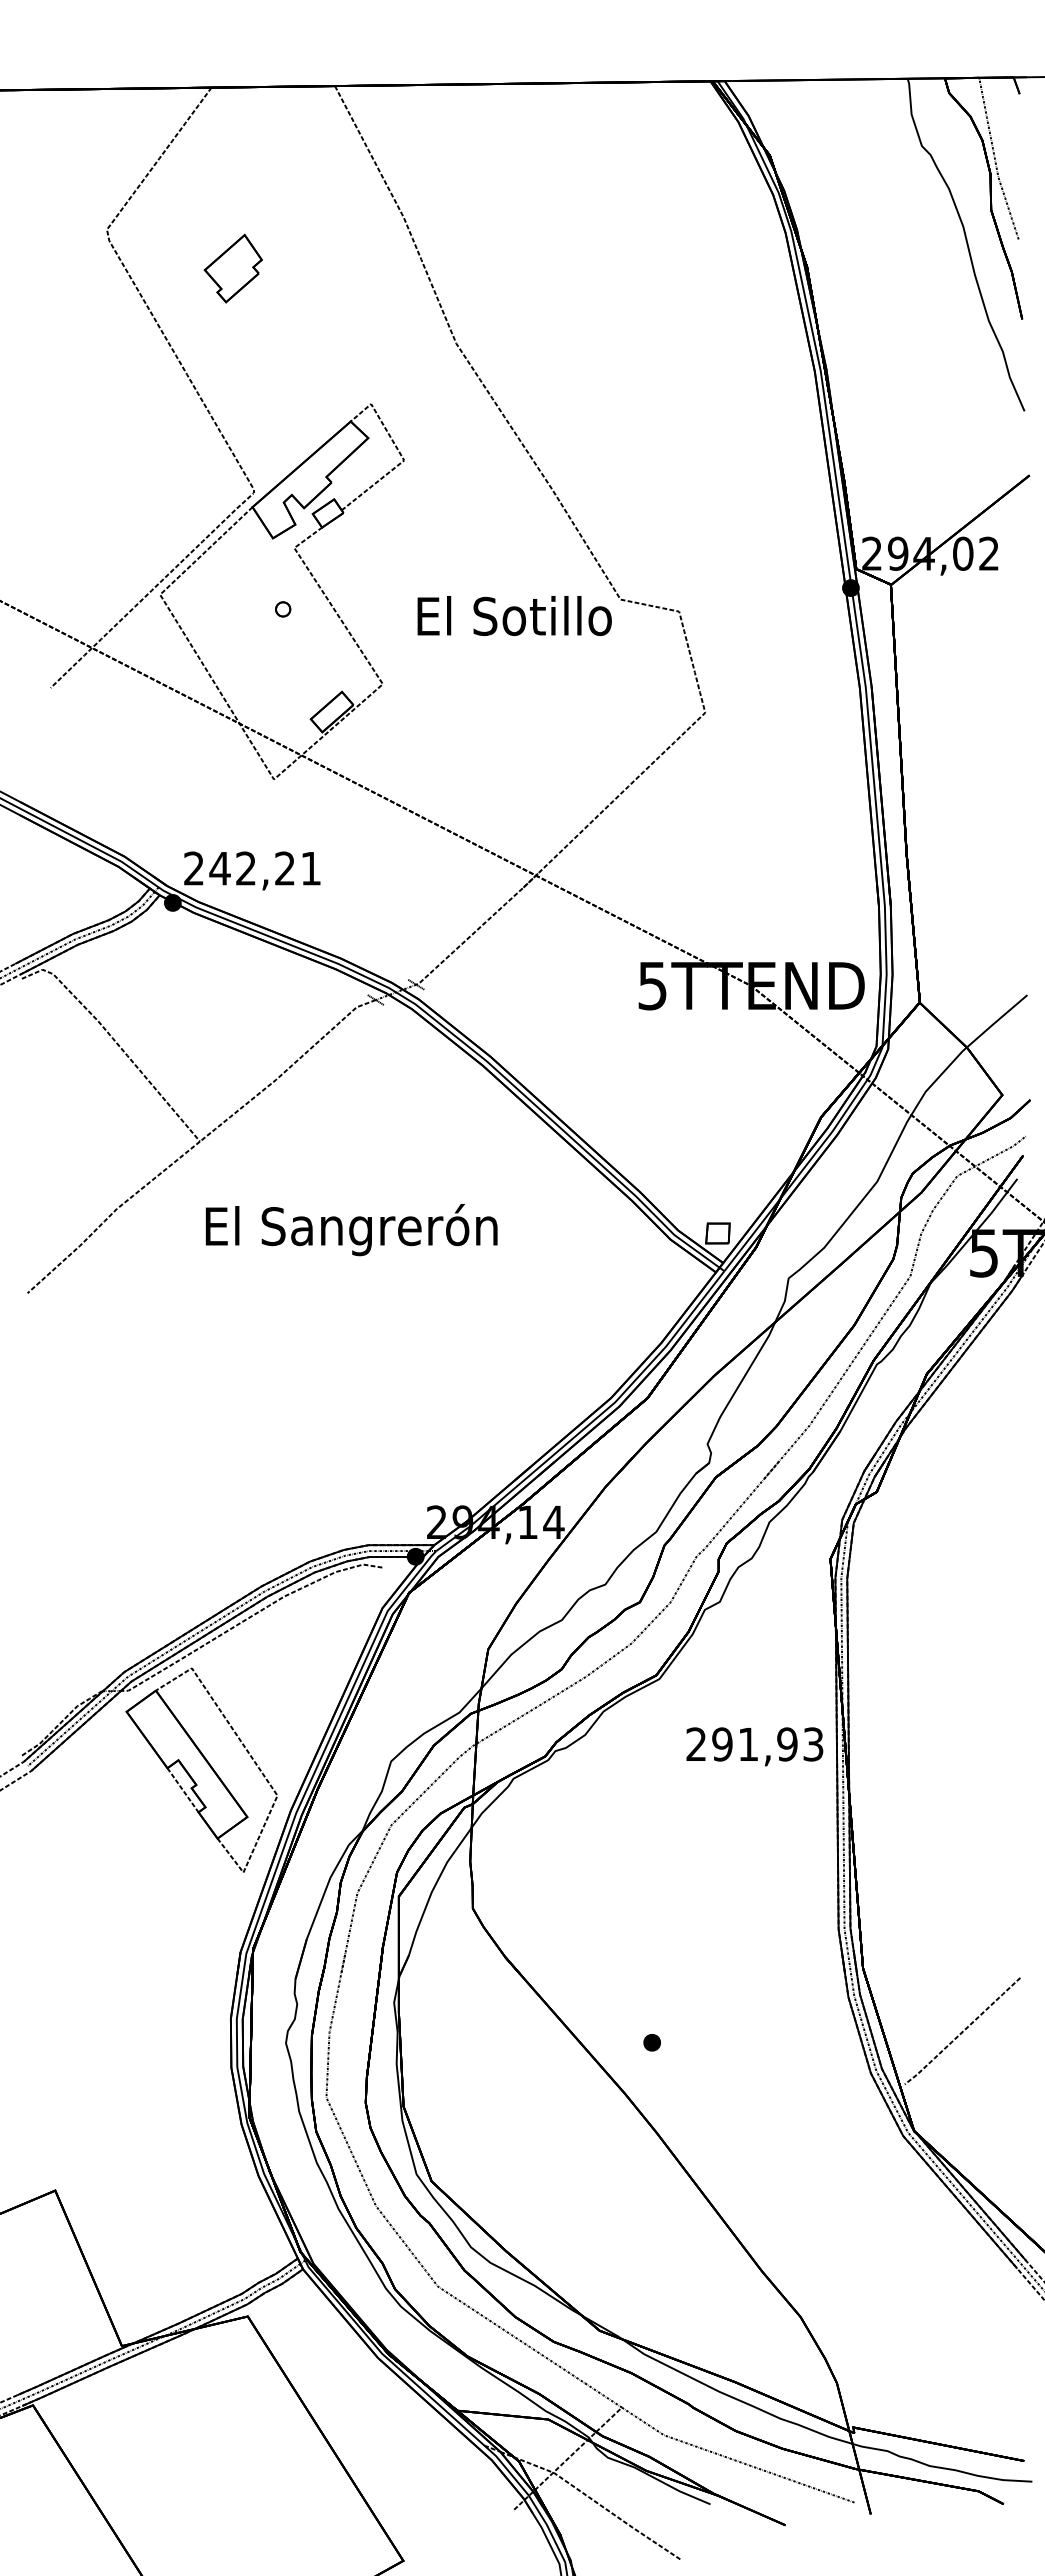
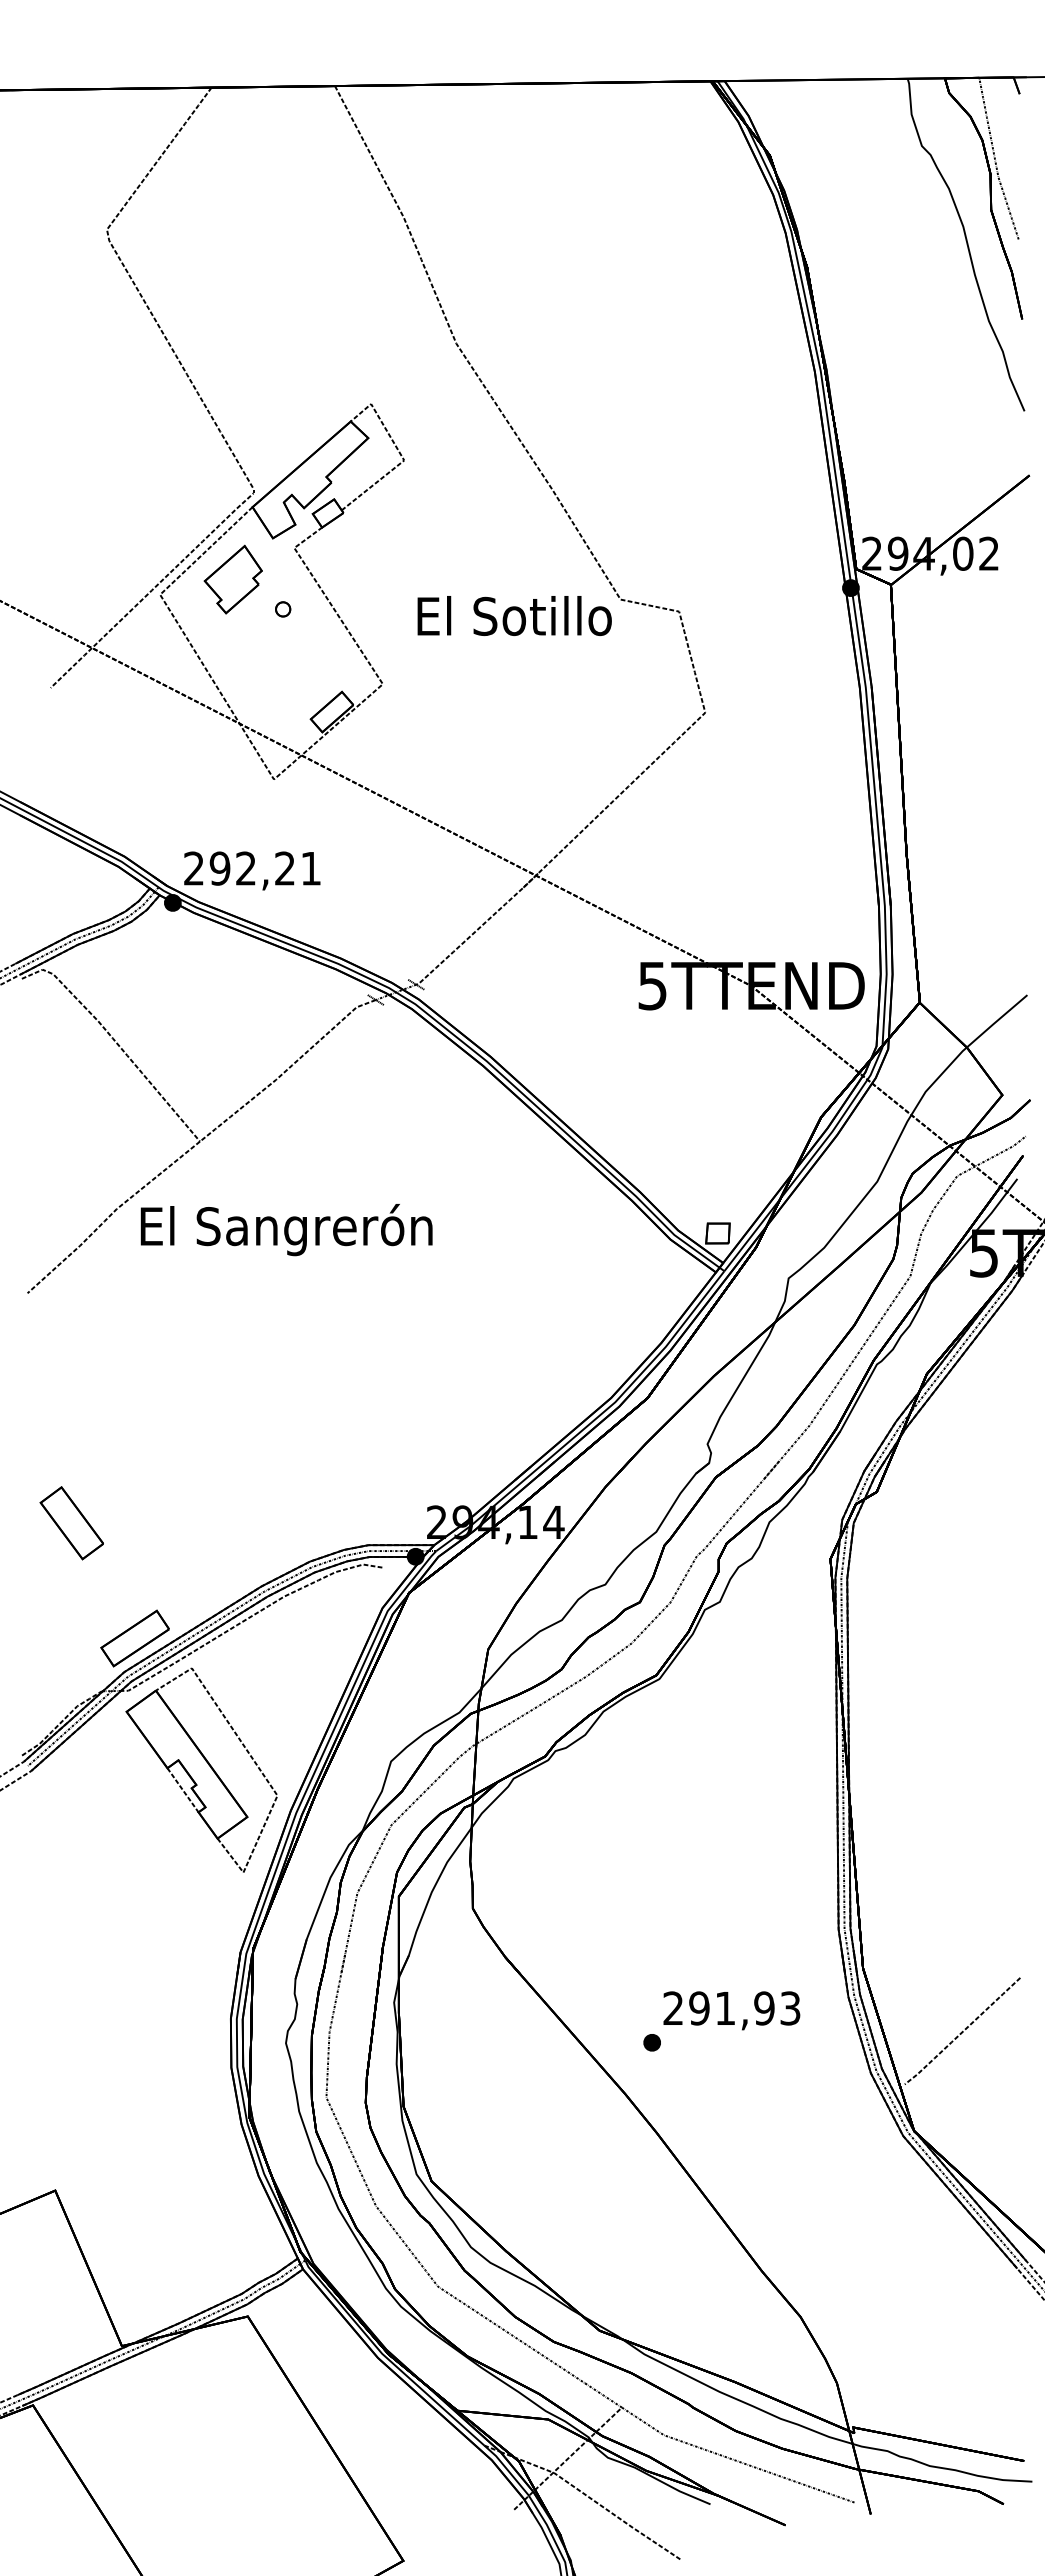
part position: (232, 268) -> (232, 579) (232, 579)
text: 242,21 -> 292,21 (219, 868)
text position: (351, 1230) -> (286, 1230) (286, 1230)
part: none -> present (71, 1523)
part: none -> present (134, 1638)
text position: (754, 1746) -> (731, 2010) (731, 2010)
